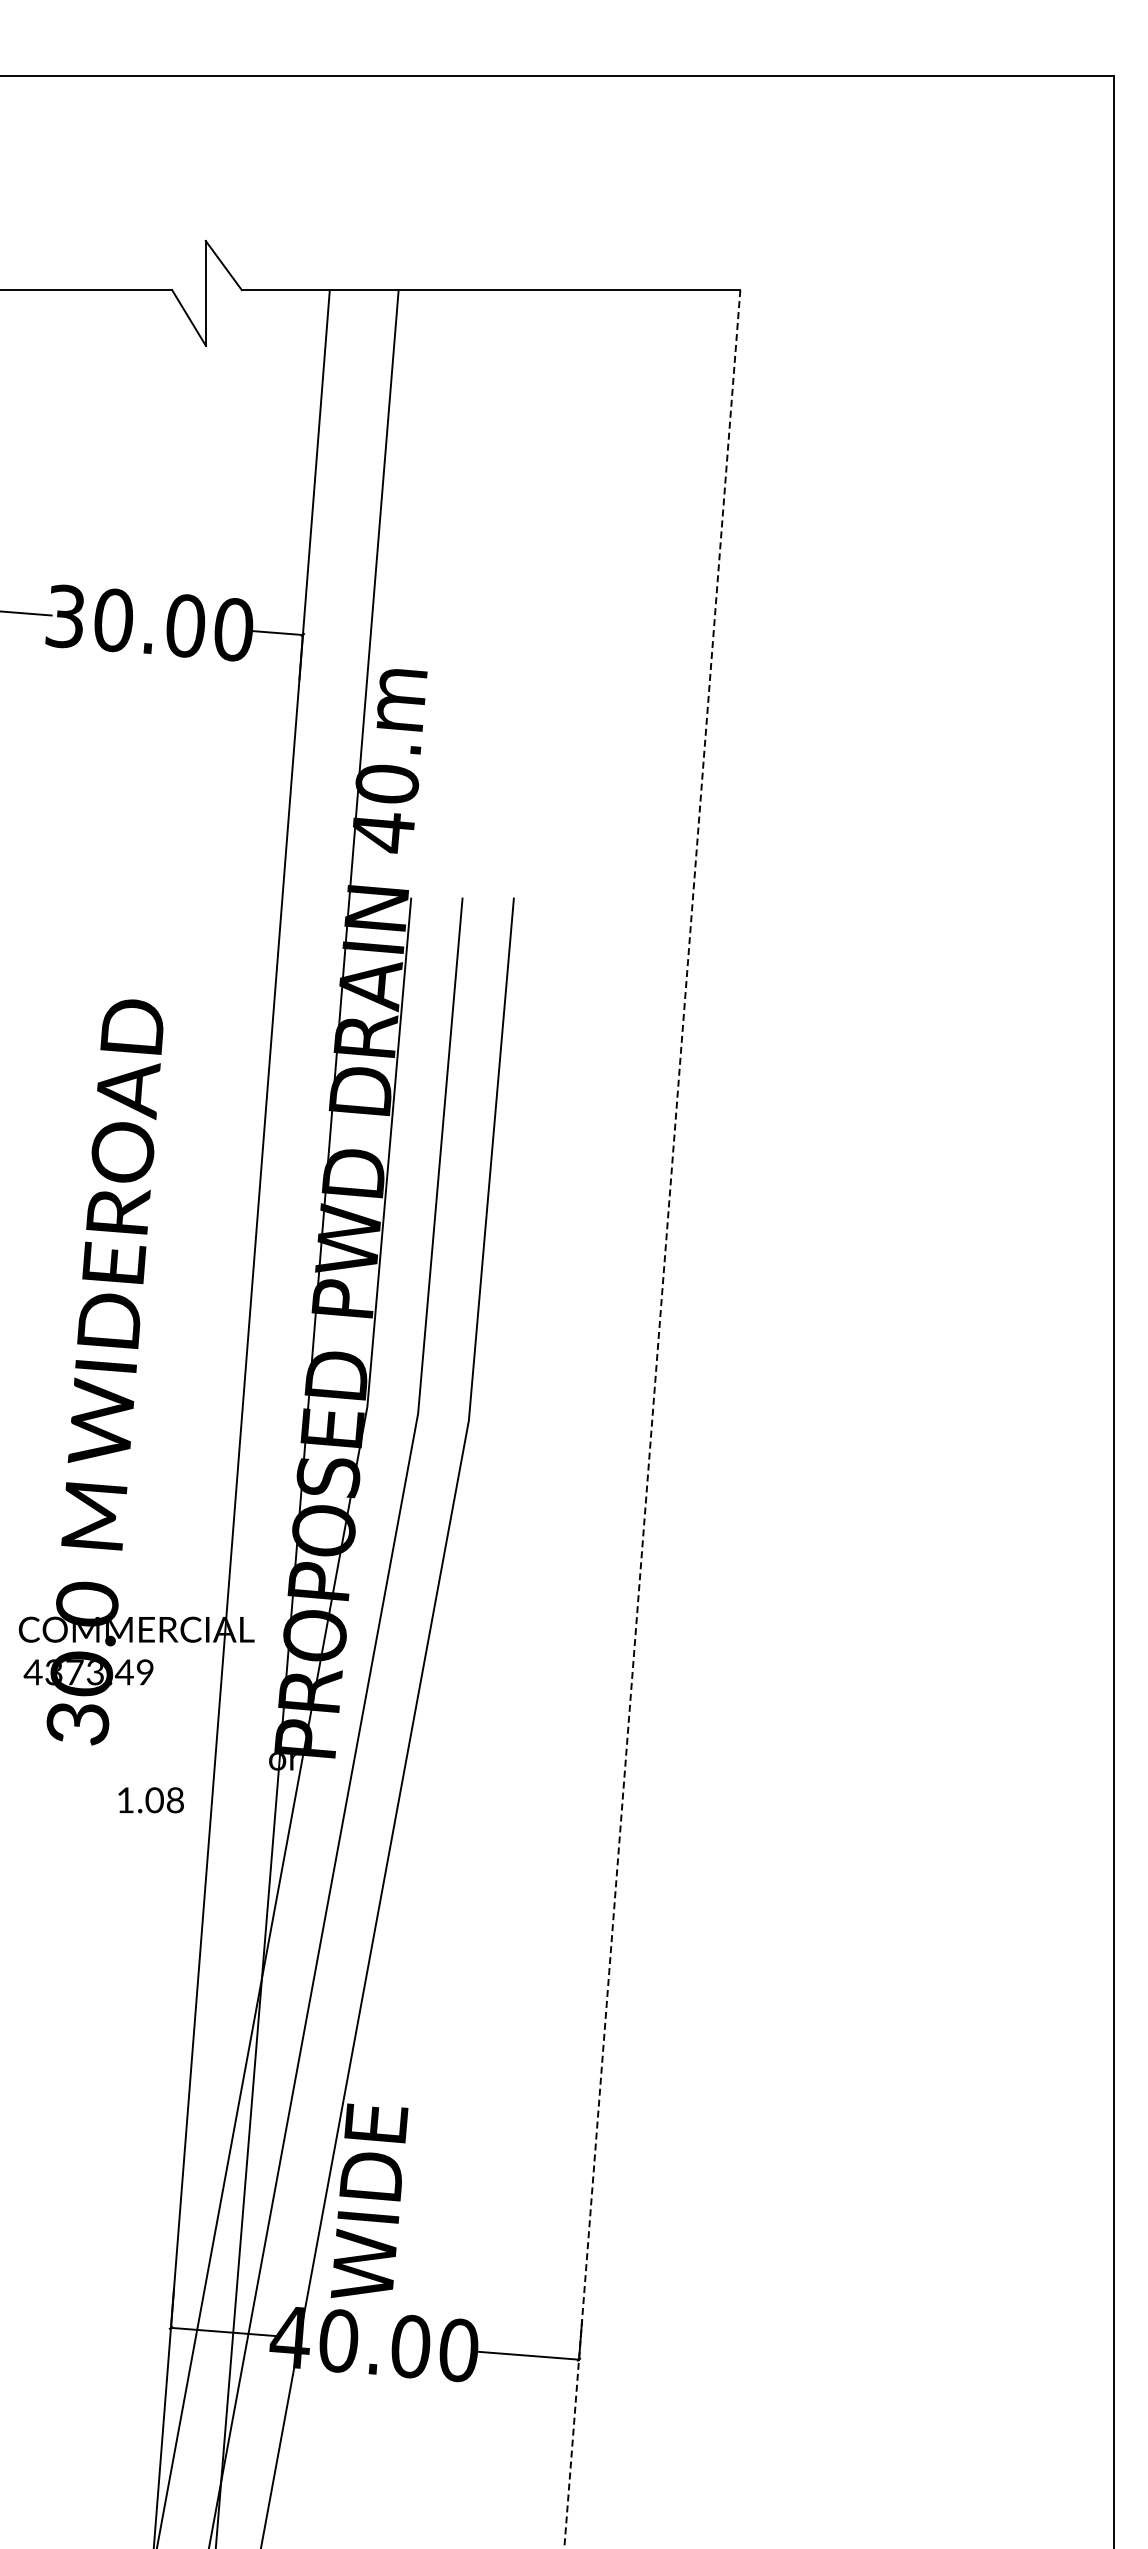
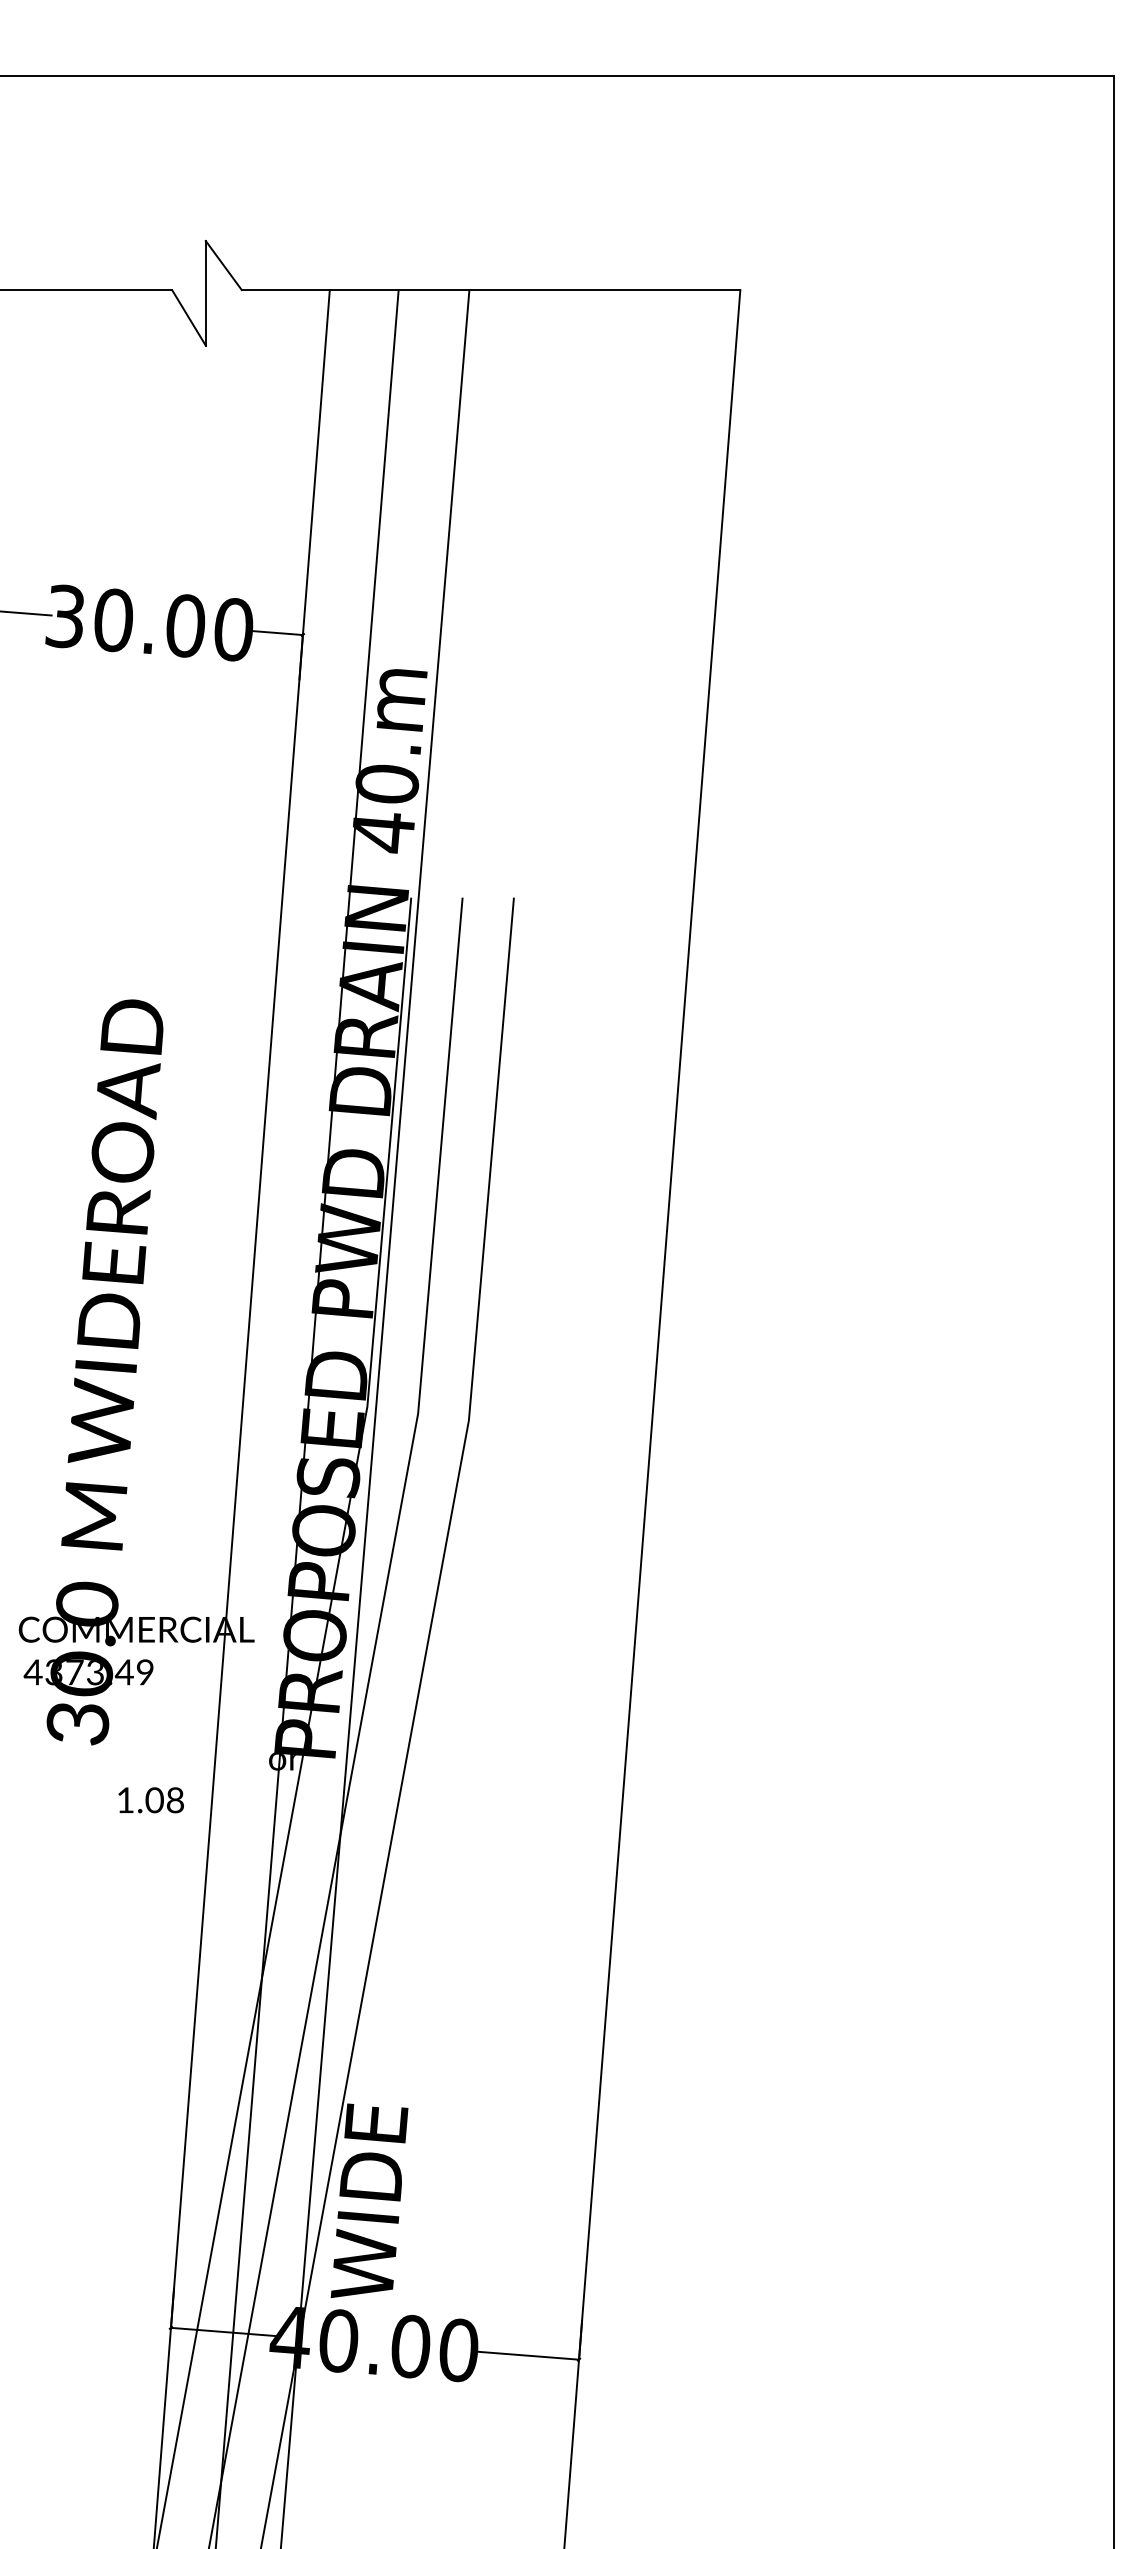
line: none -> present (375, 1417)
line: dashed -> solid (652, 1419)
